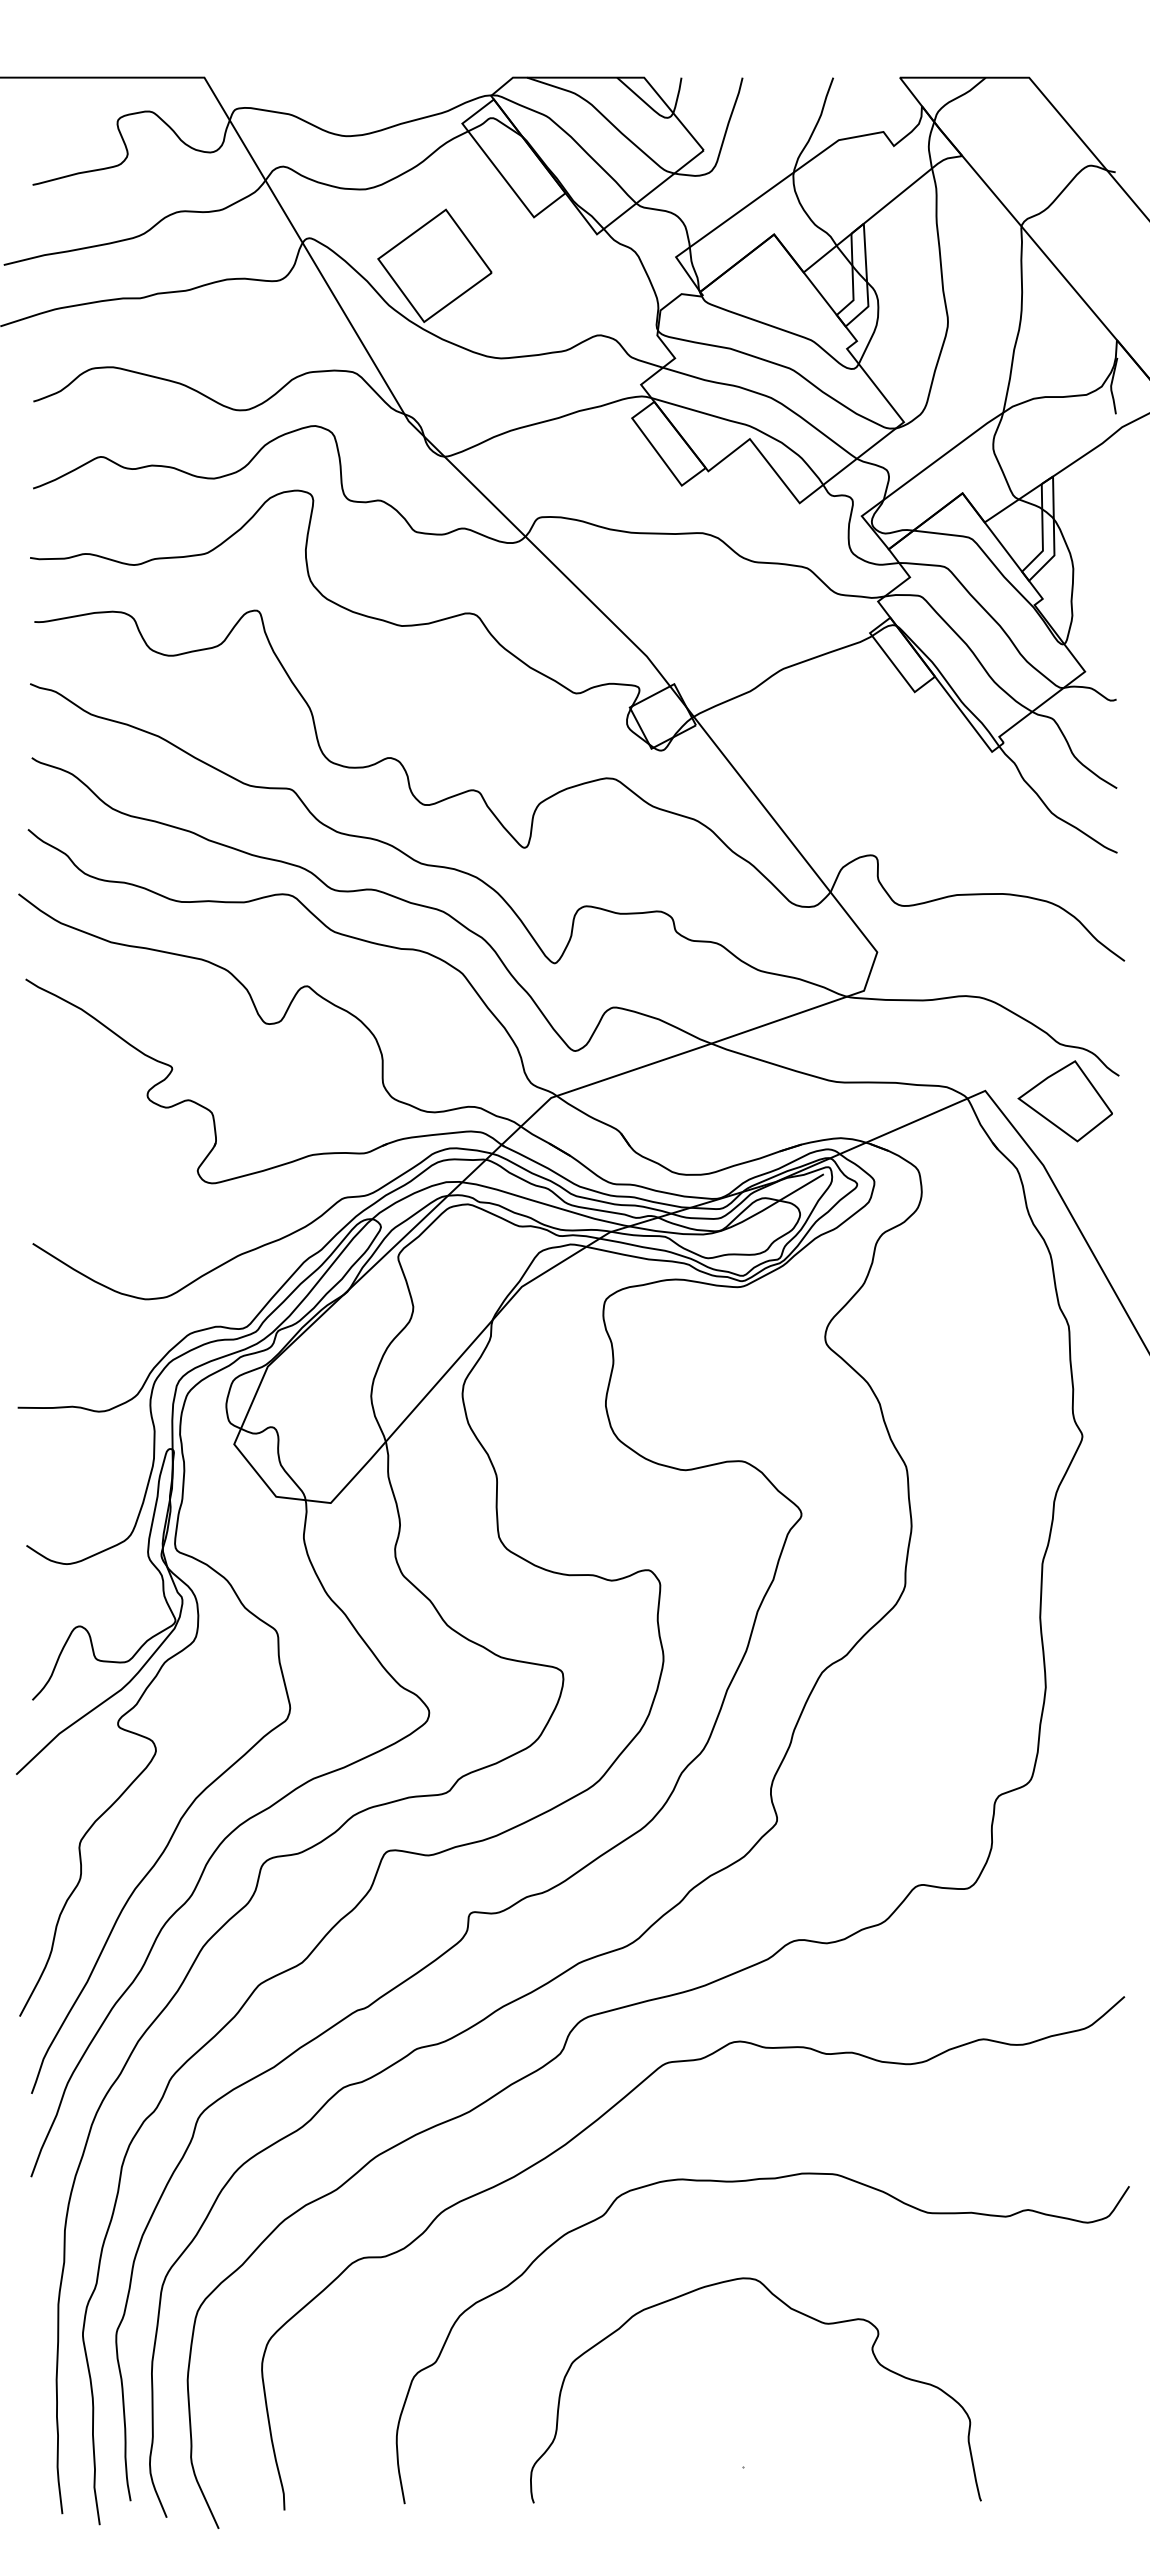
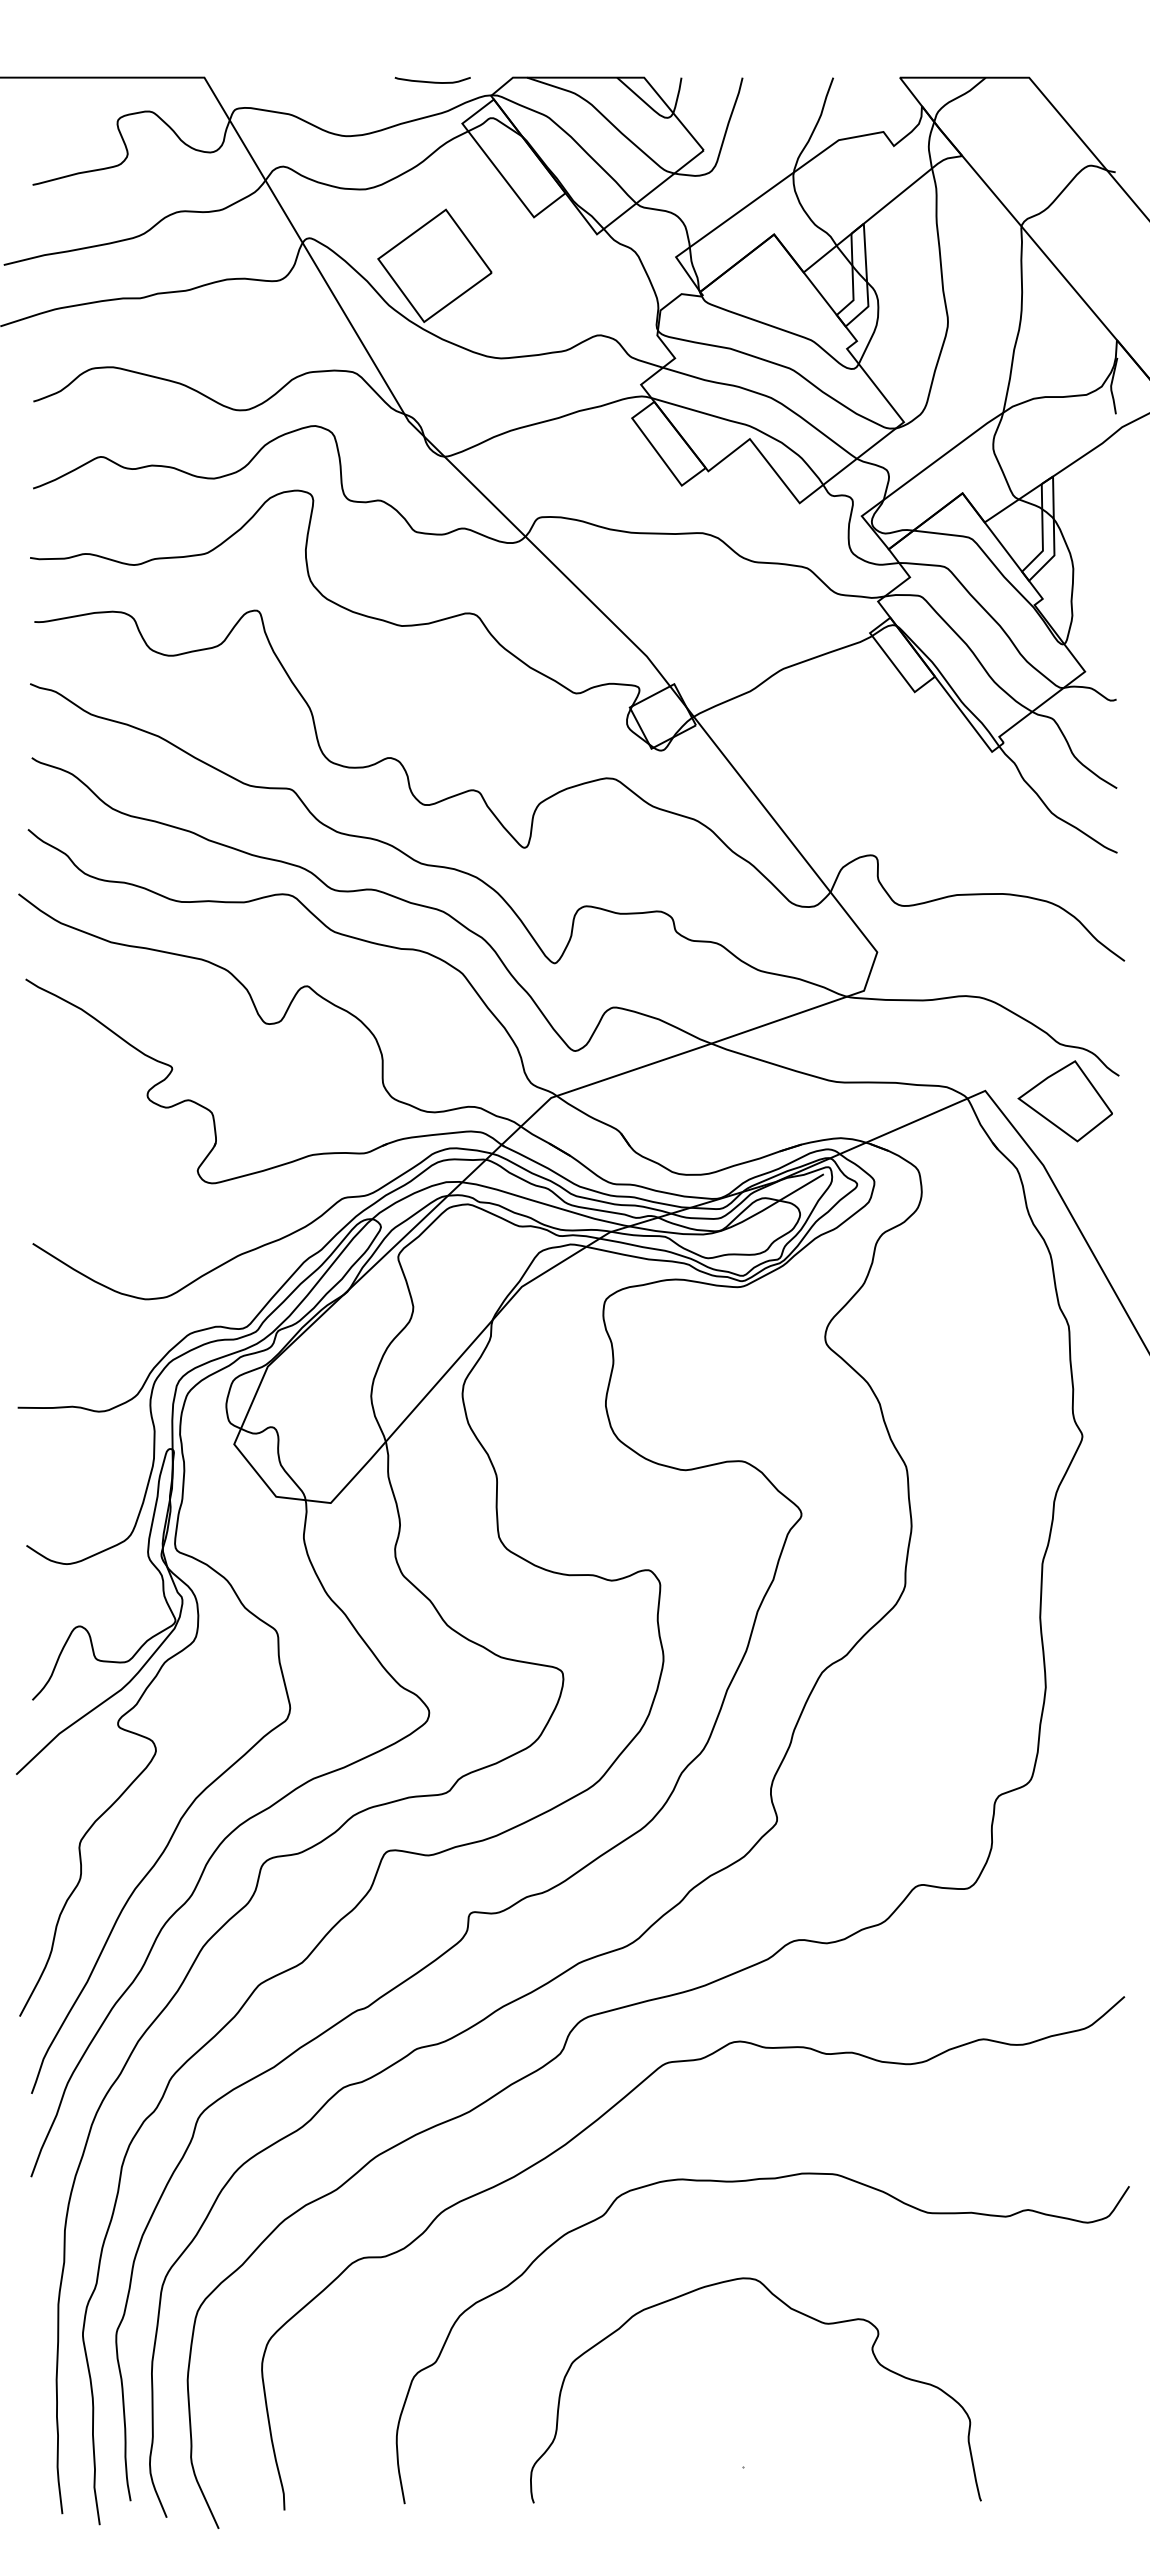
curve: none -> present (432, 81)
